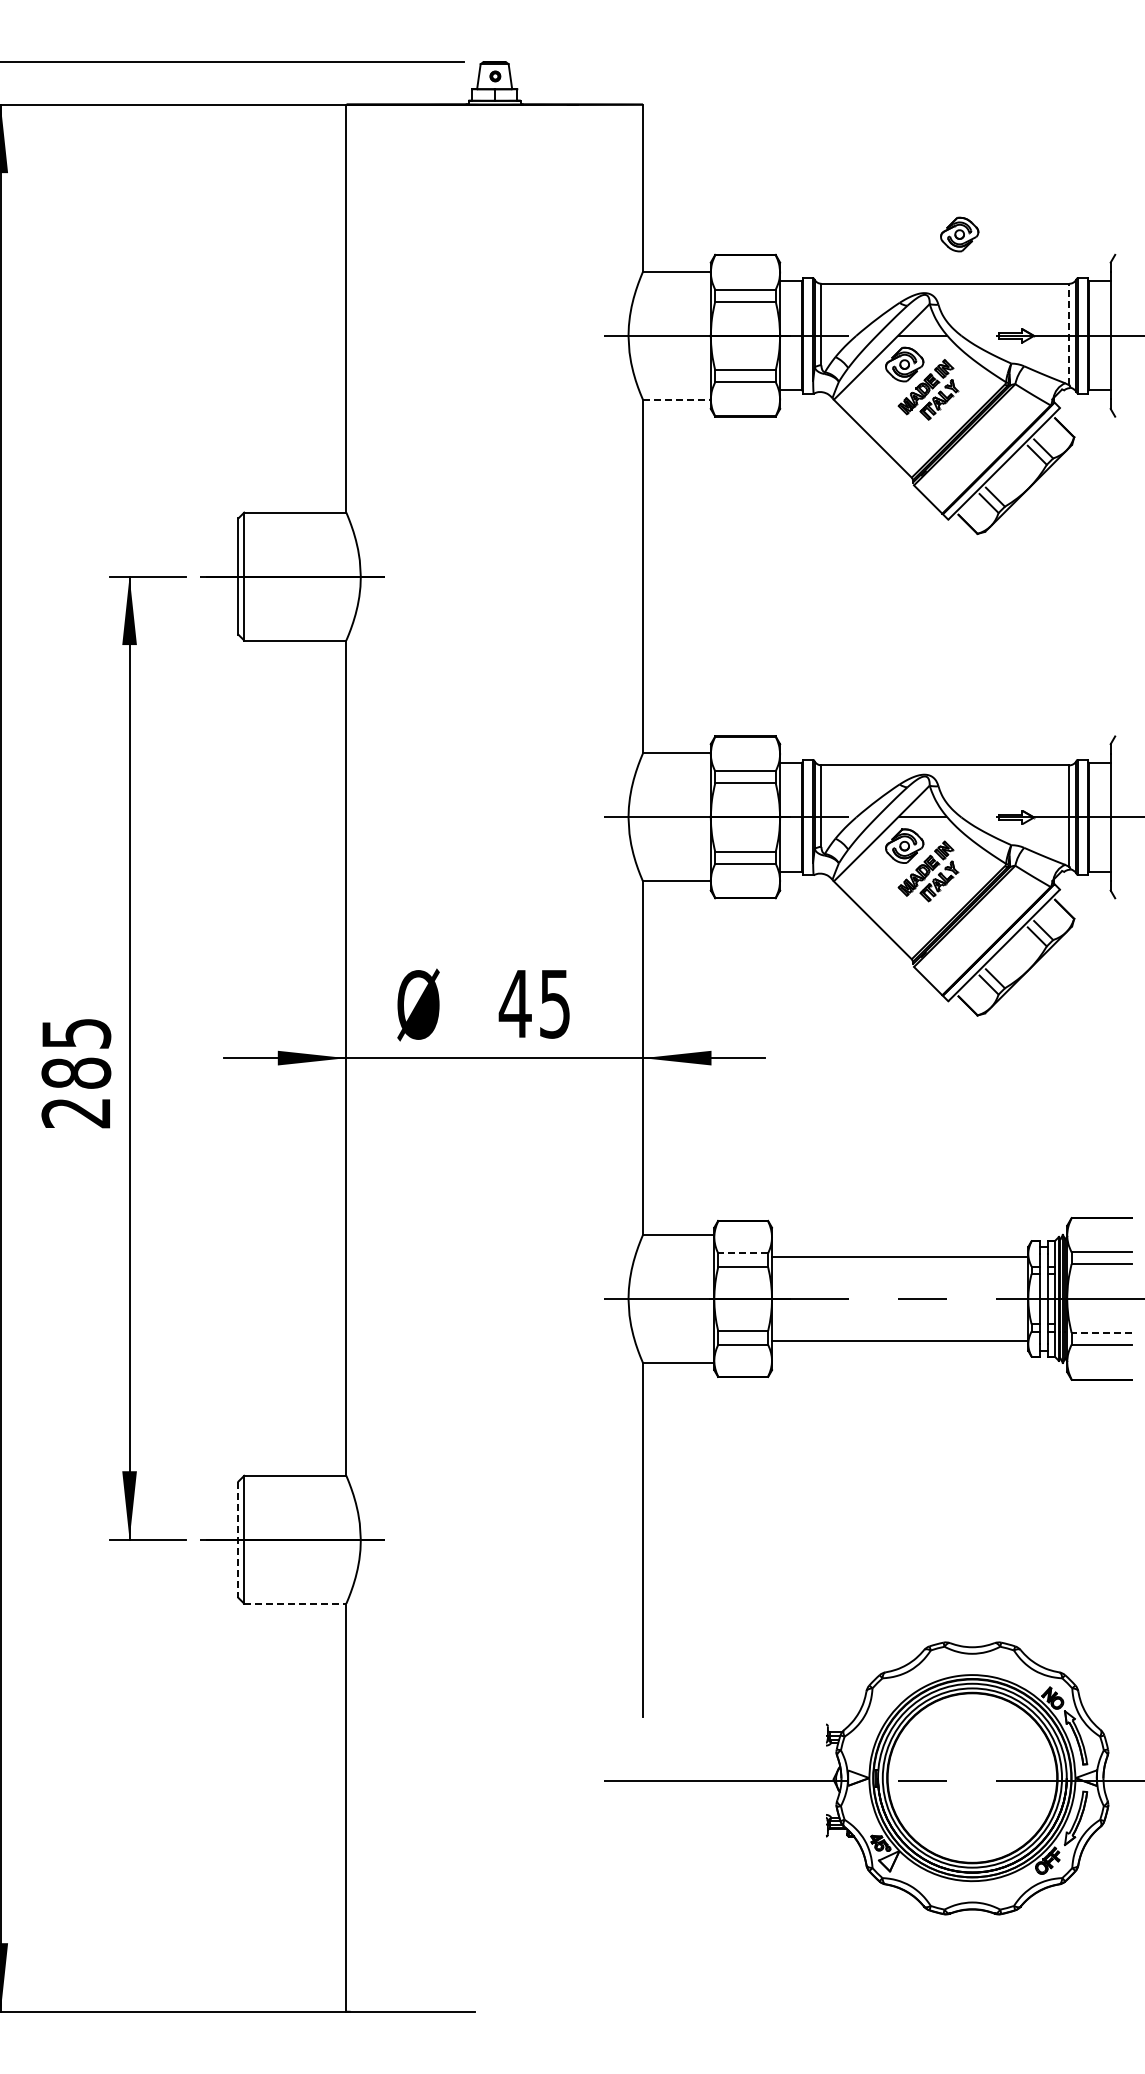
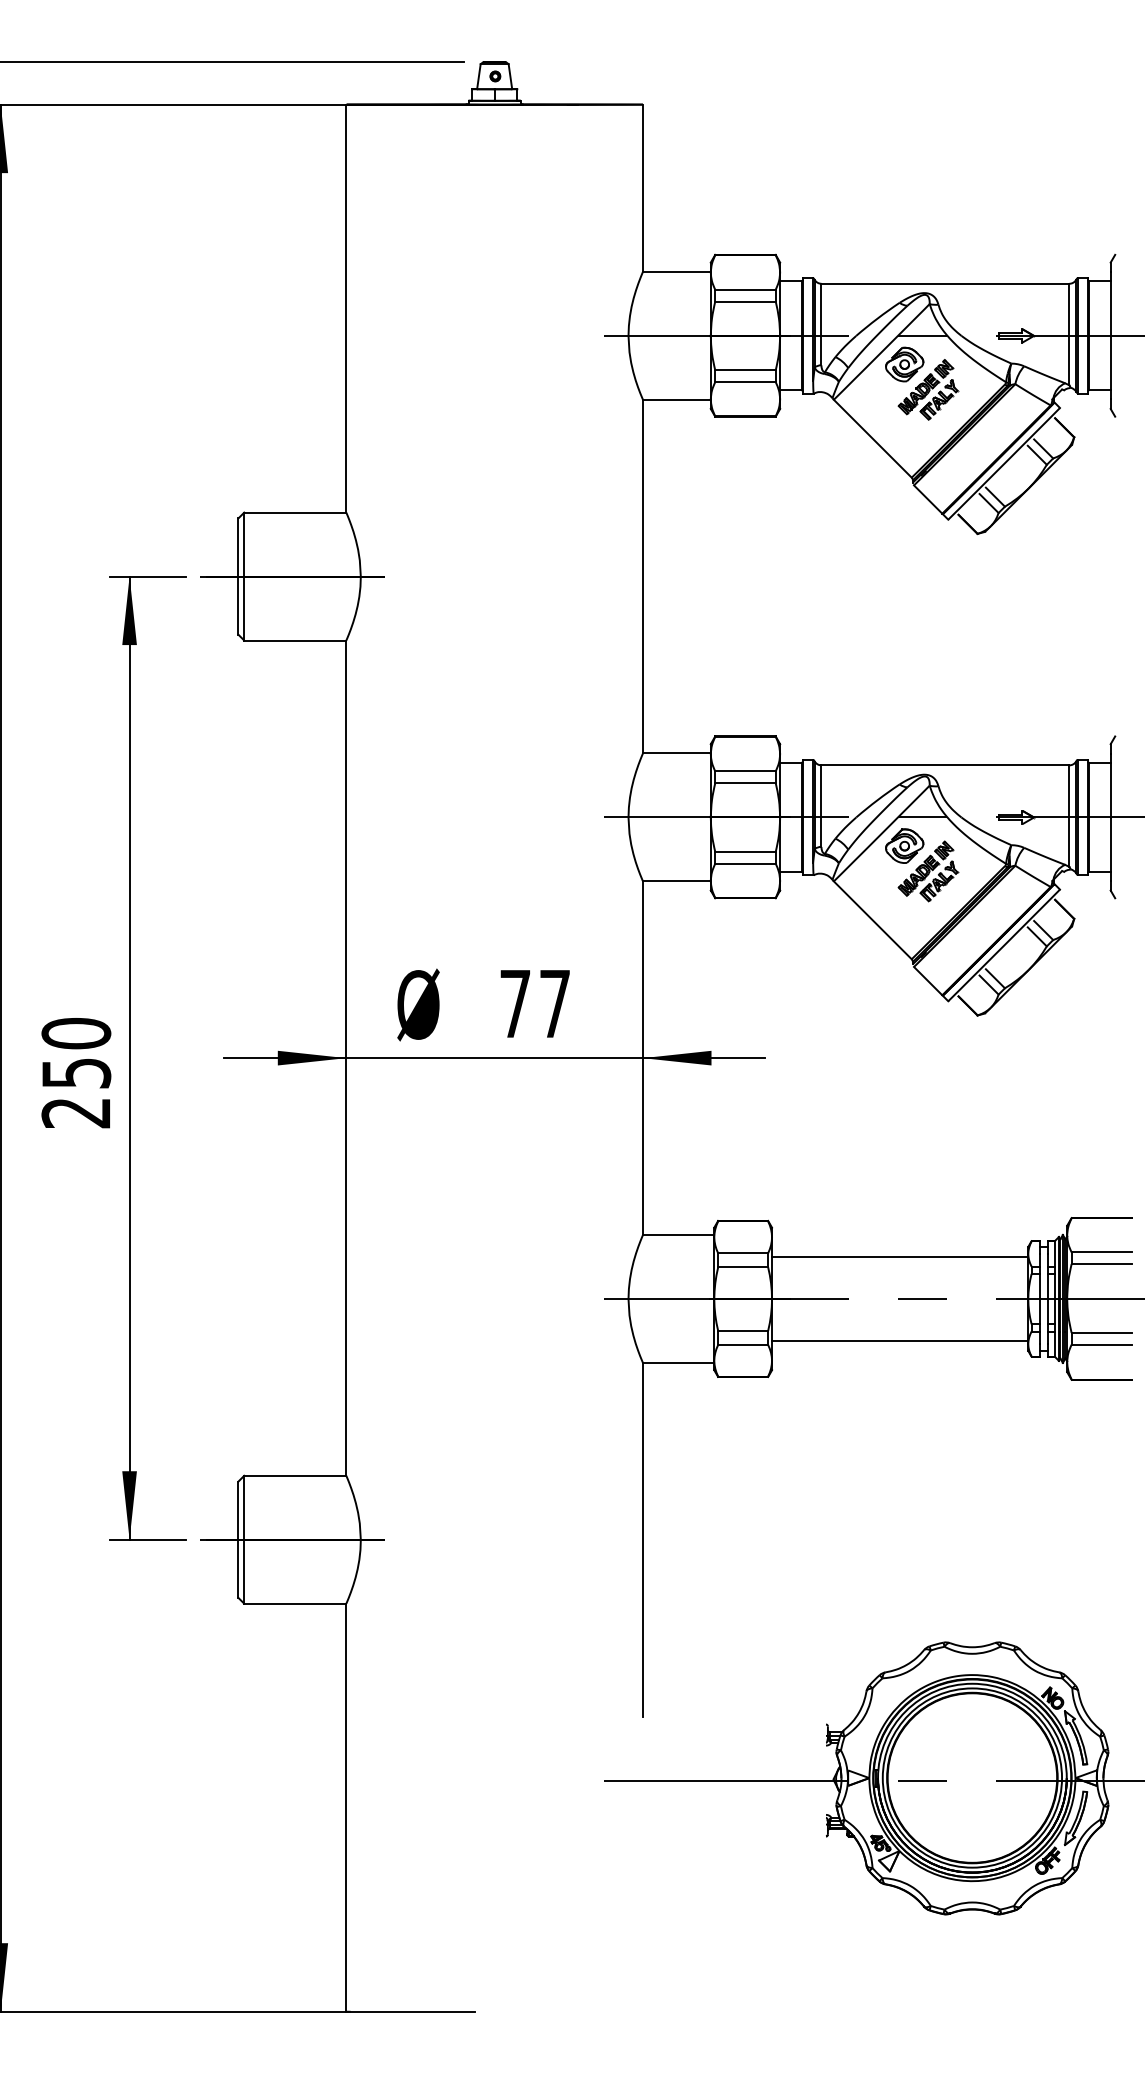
part: present -> none (959, 234)
line: dashed -> solid (1069, 334)
line: dashed -> solid (676, 399)
text: 45 -> 77 (533, 1004)
text: 285 -> 250 (76, 1053)
line: dashed -> solid (742, 1253)
line: dashed -> solid (1101, 1332)
line: dashed -> solid (238, 1540)
line: dashed -> solid (295, 1603)
